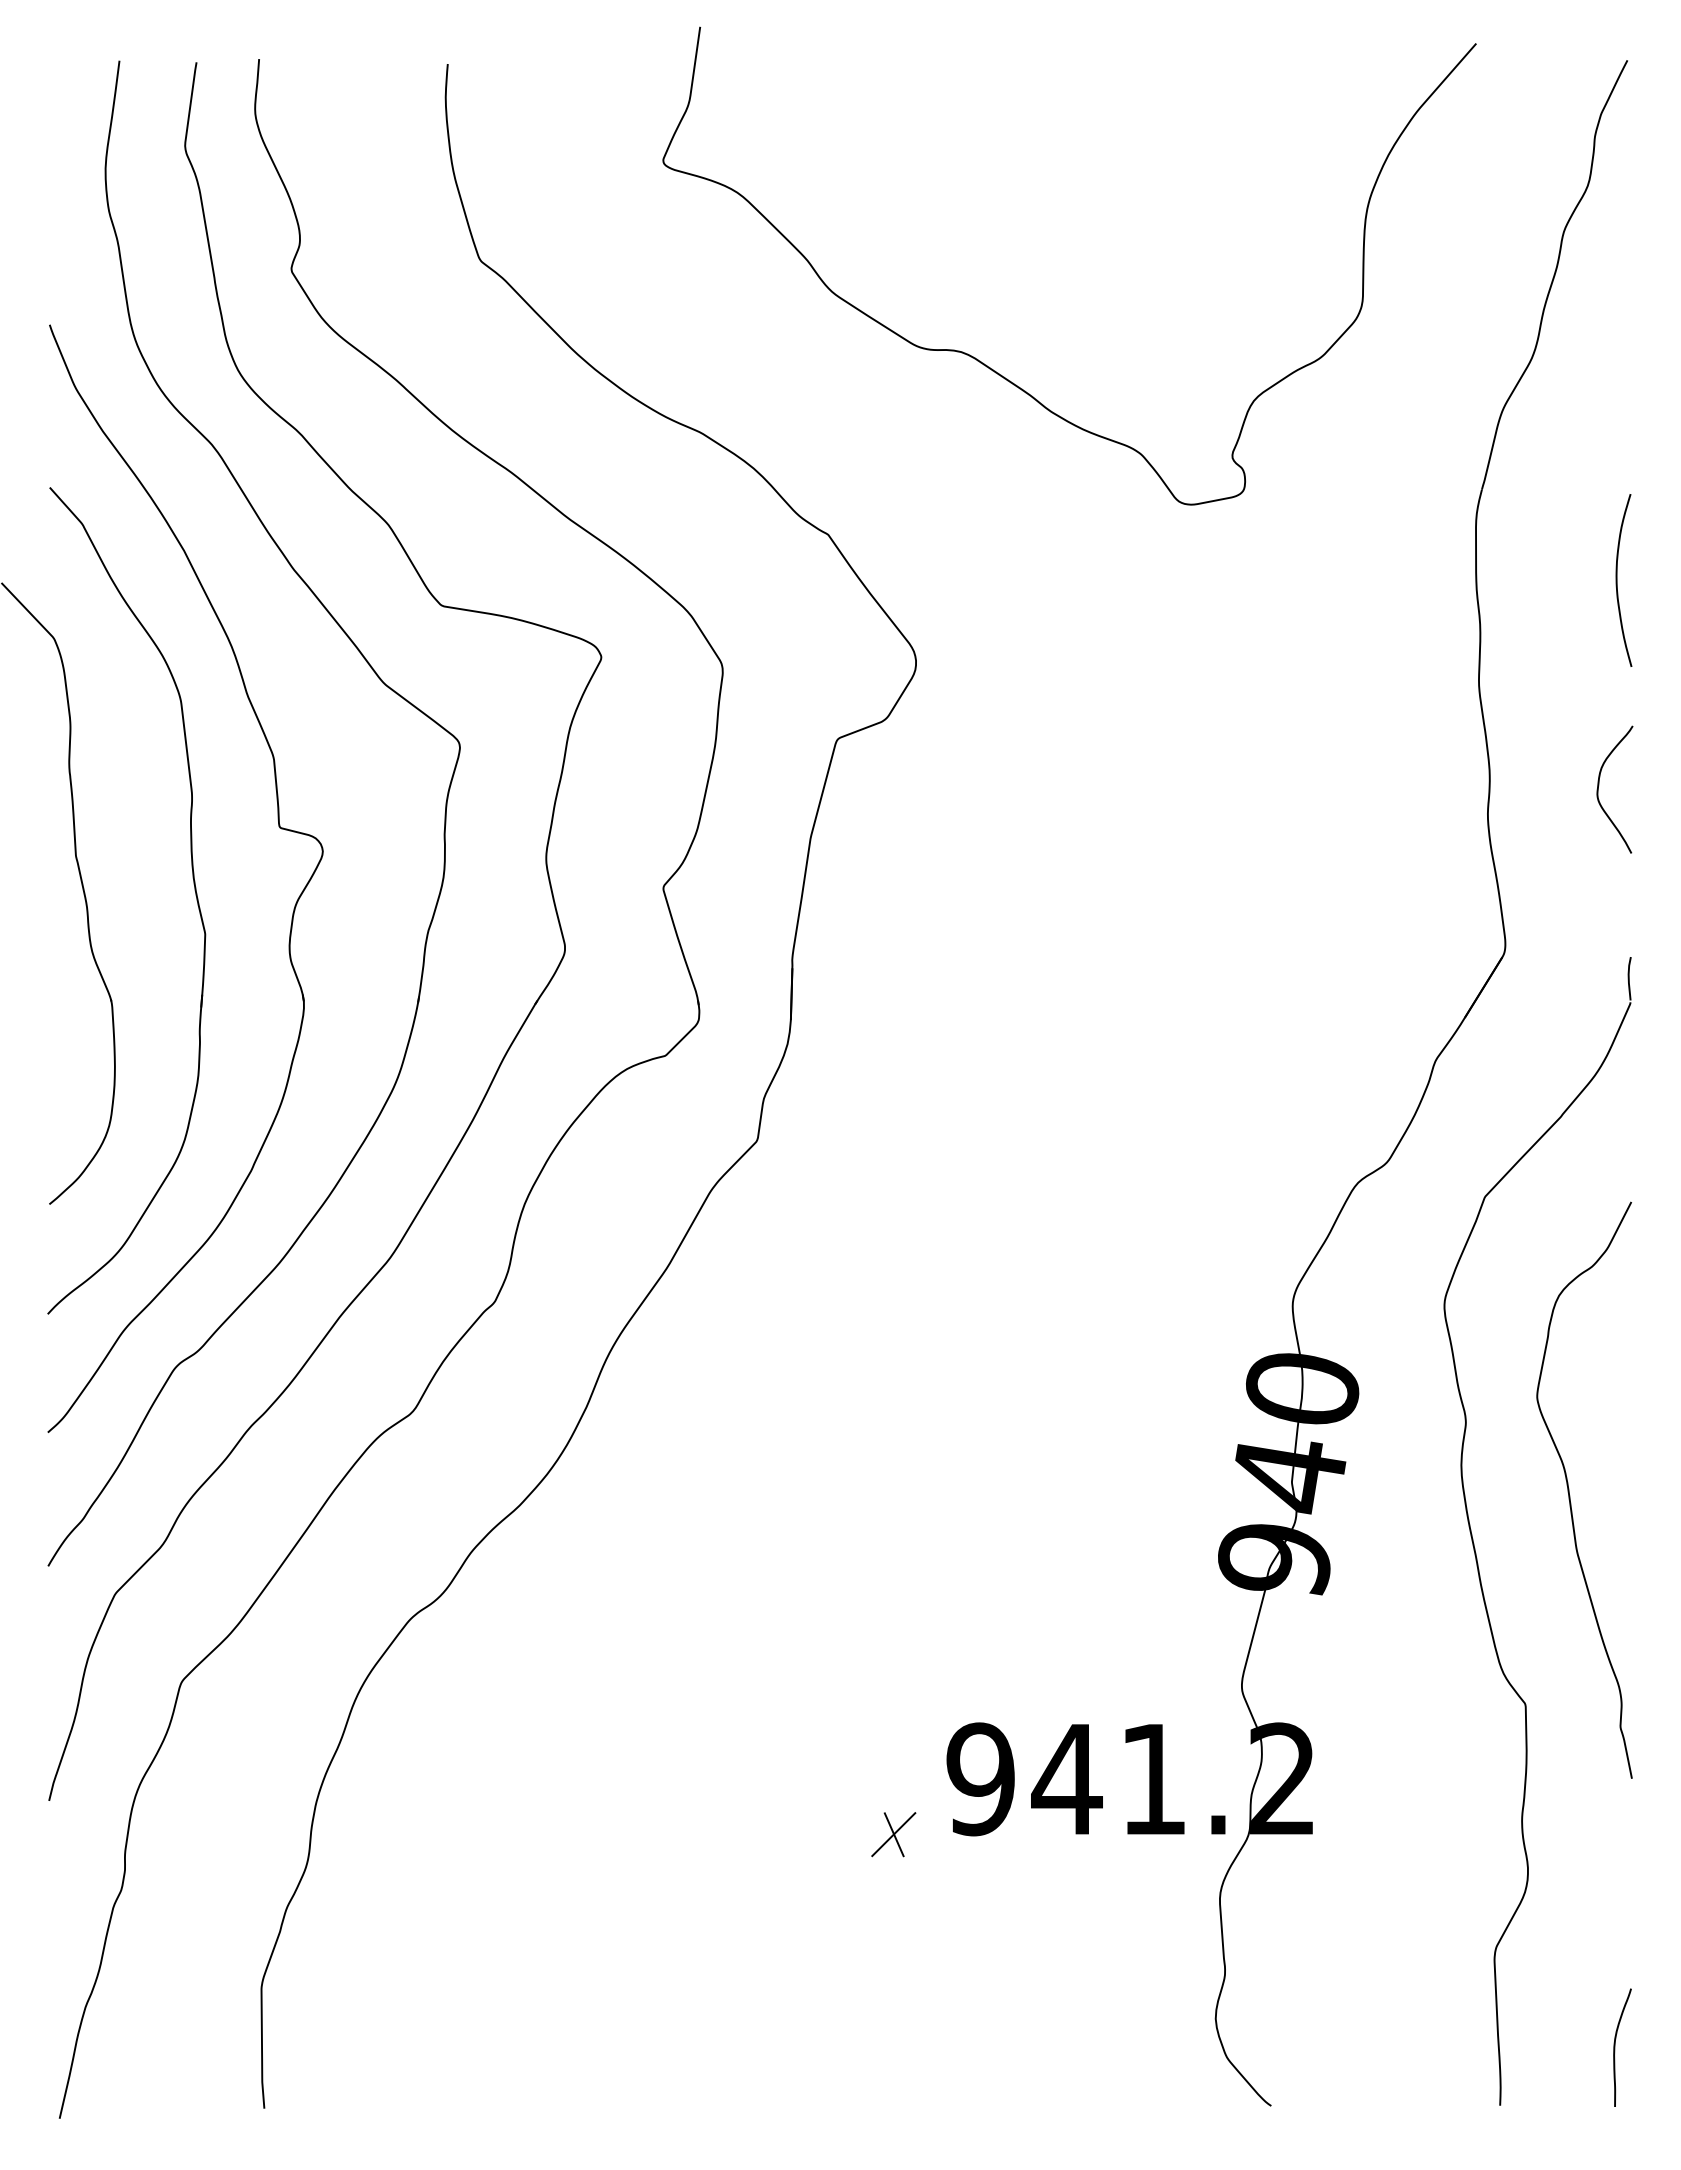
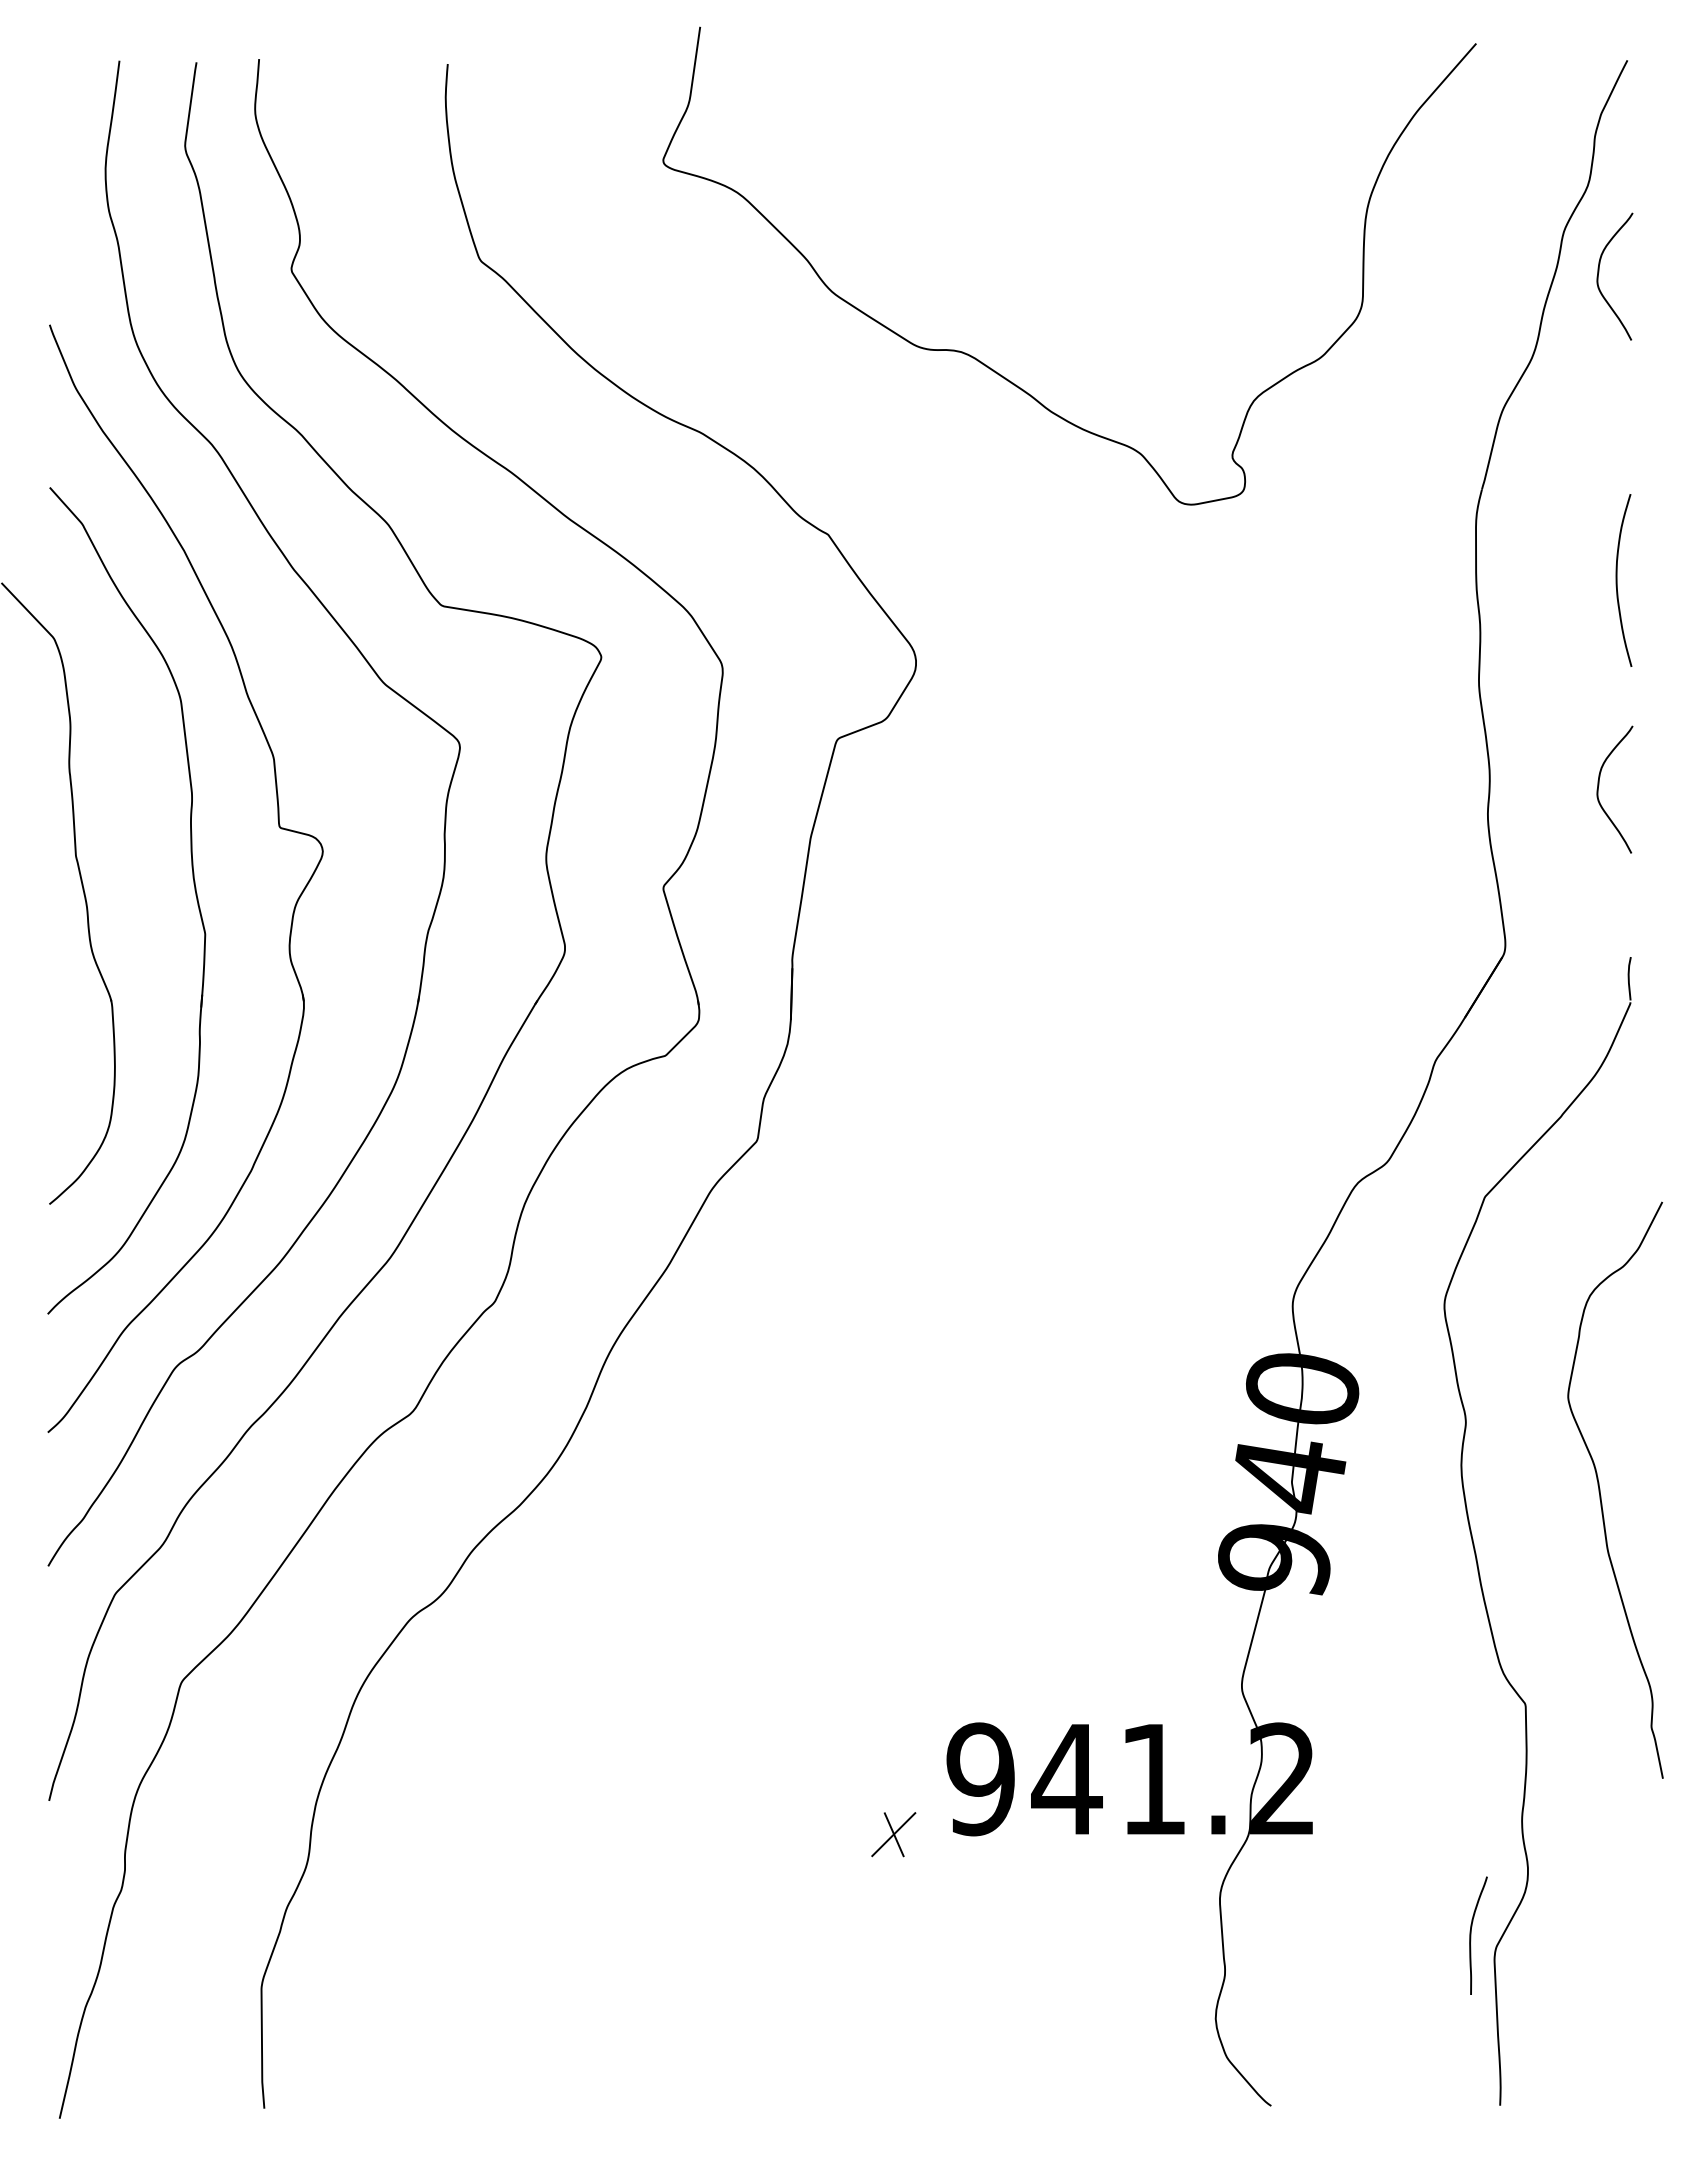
curve: none -> present (1599, 272)
curve position: (1569, 1489) -> (1600, 1489) (1600, 1489)
curve position: (1615, 2047) -> (1471, 1935) (1471, 1935)
